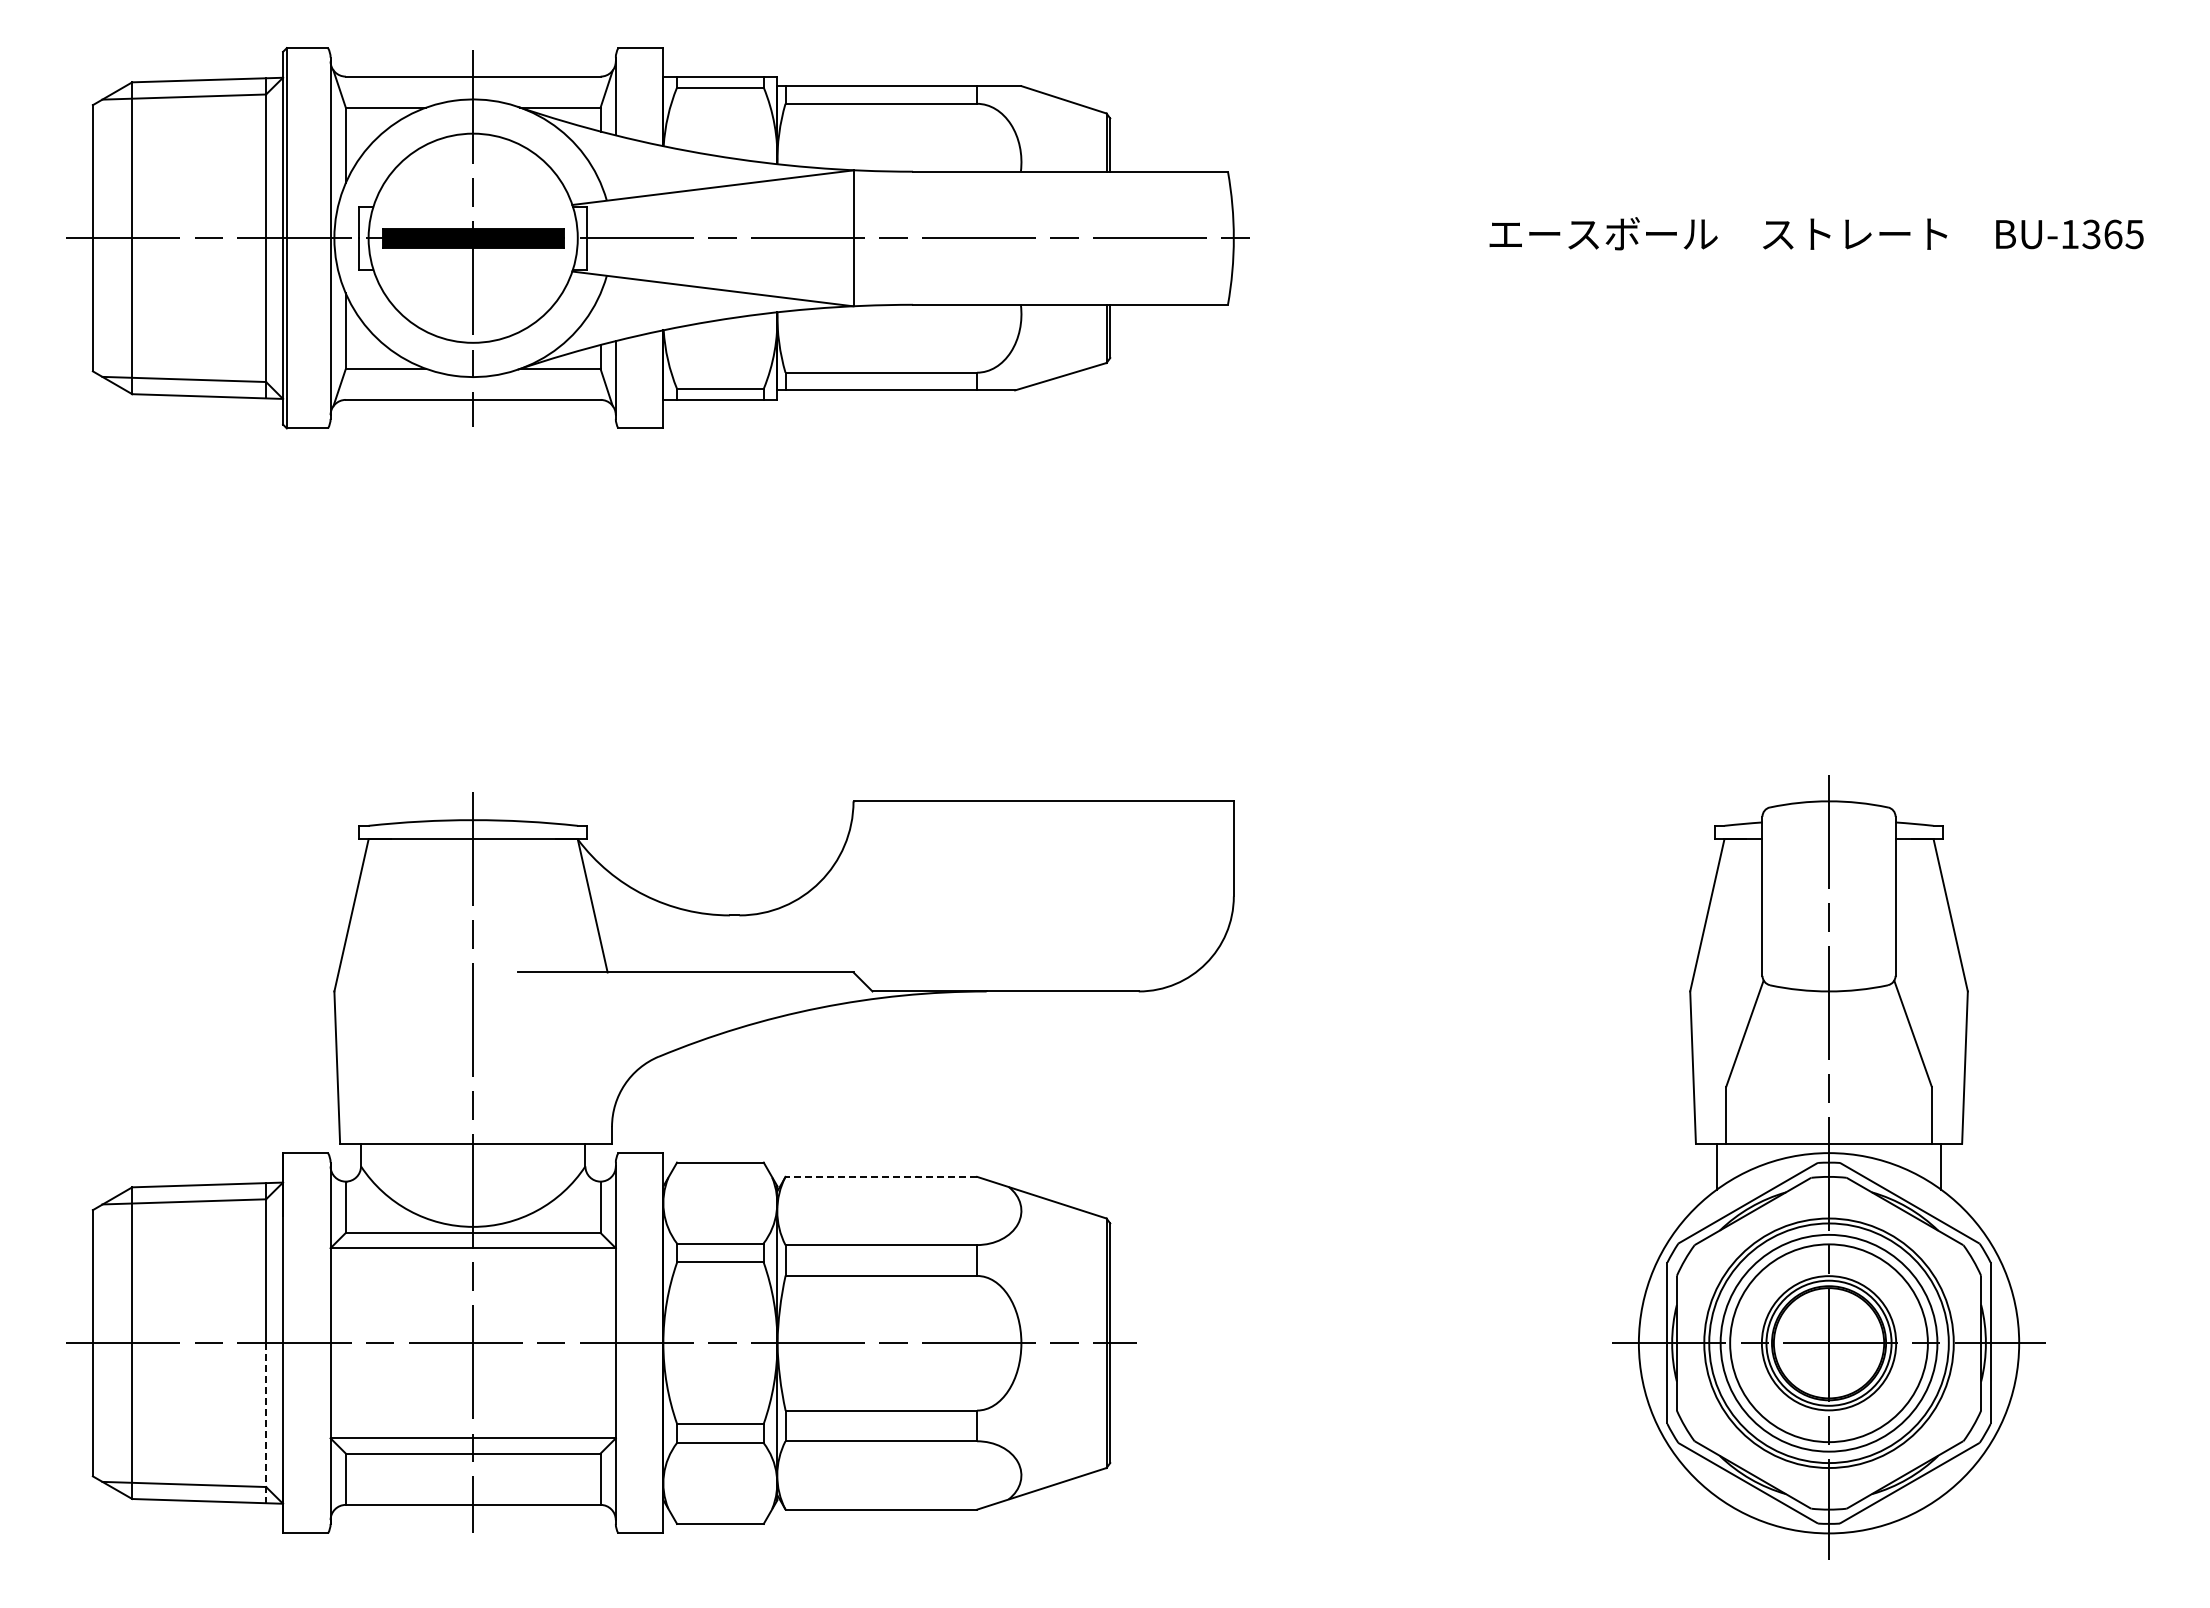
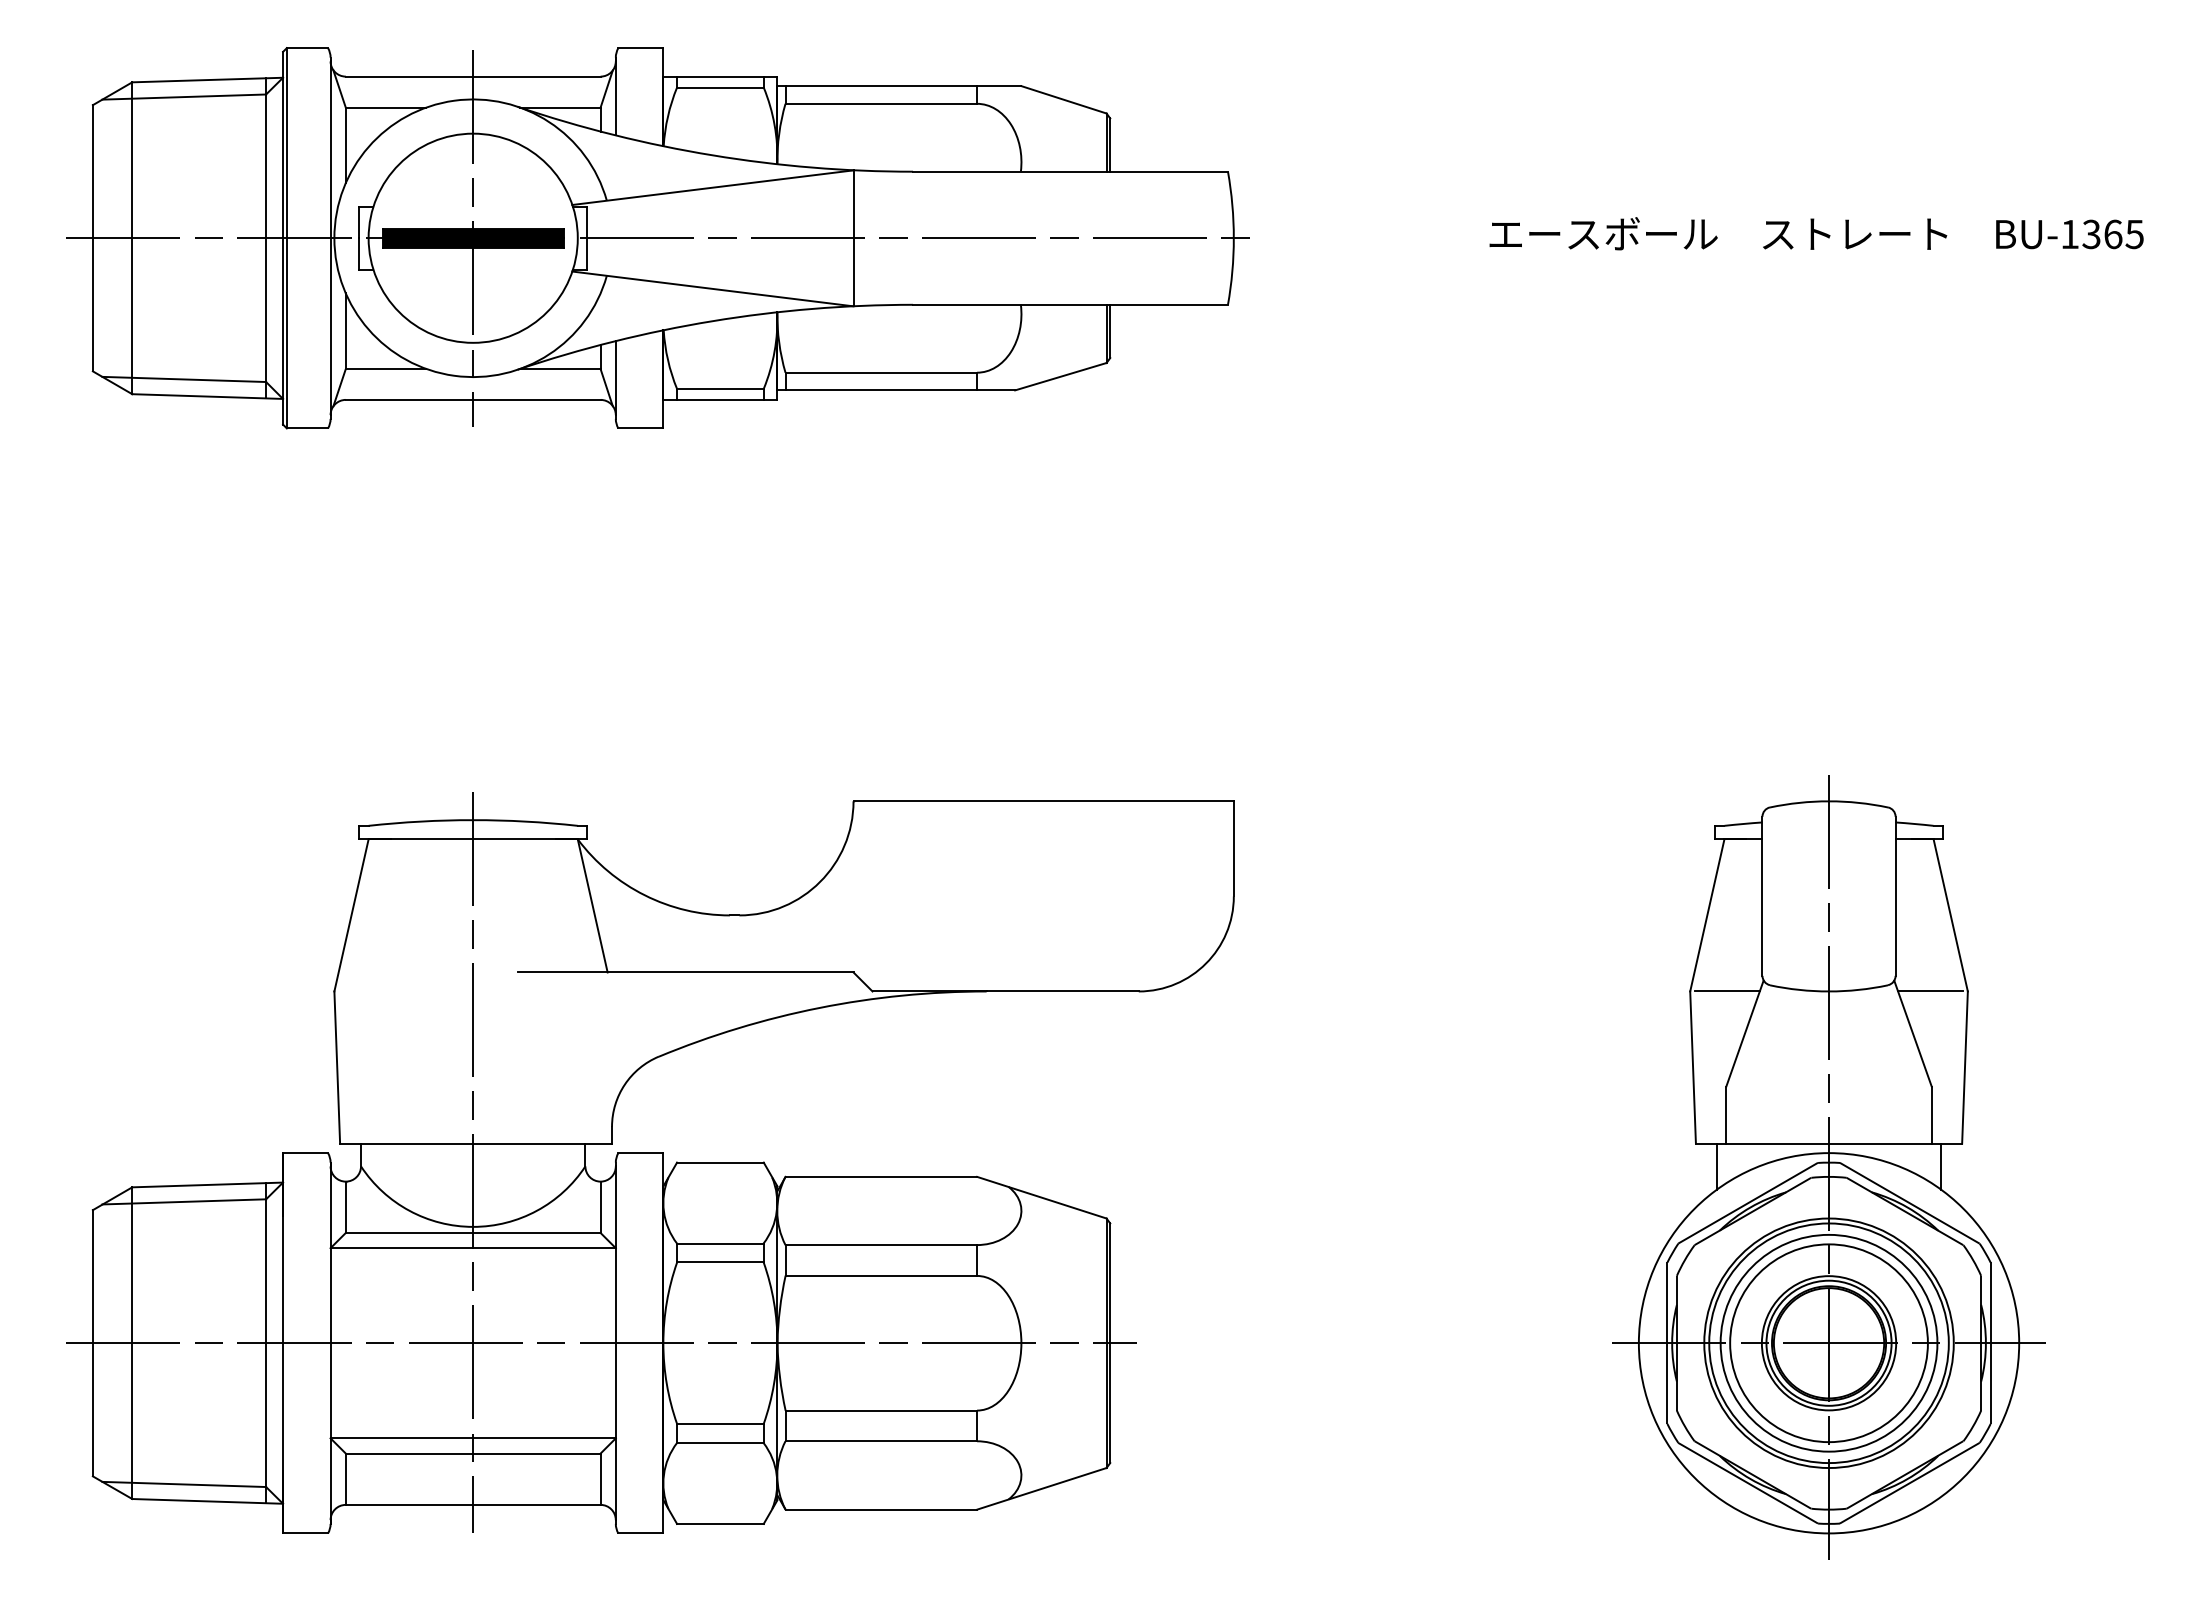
line: none -> present (1726, 991)
line: none -> present (1930, 991)
line: dashed -> solid (881, 1176)
line: dashed -> solid (266, 1423)
